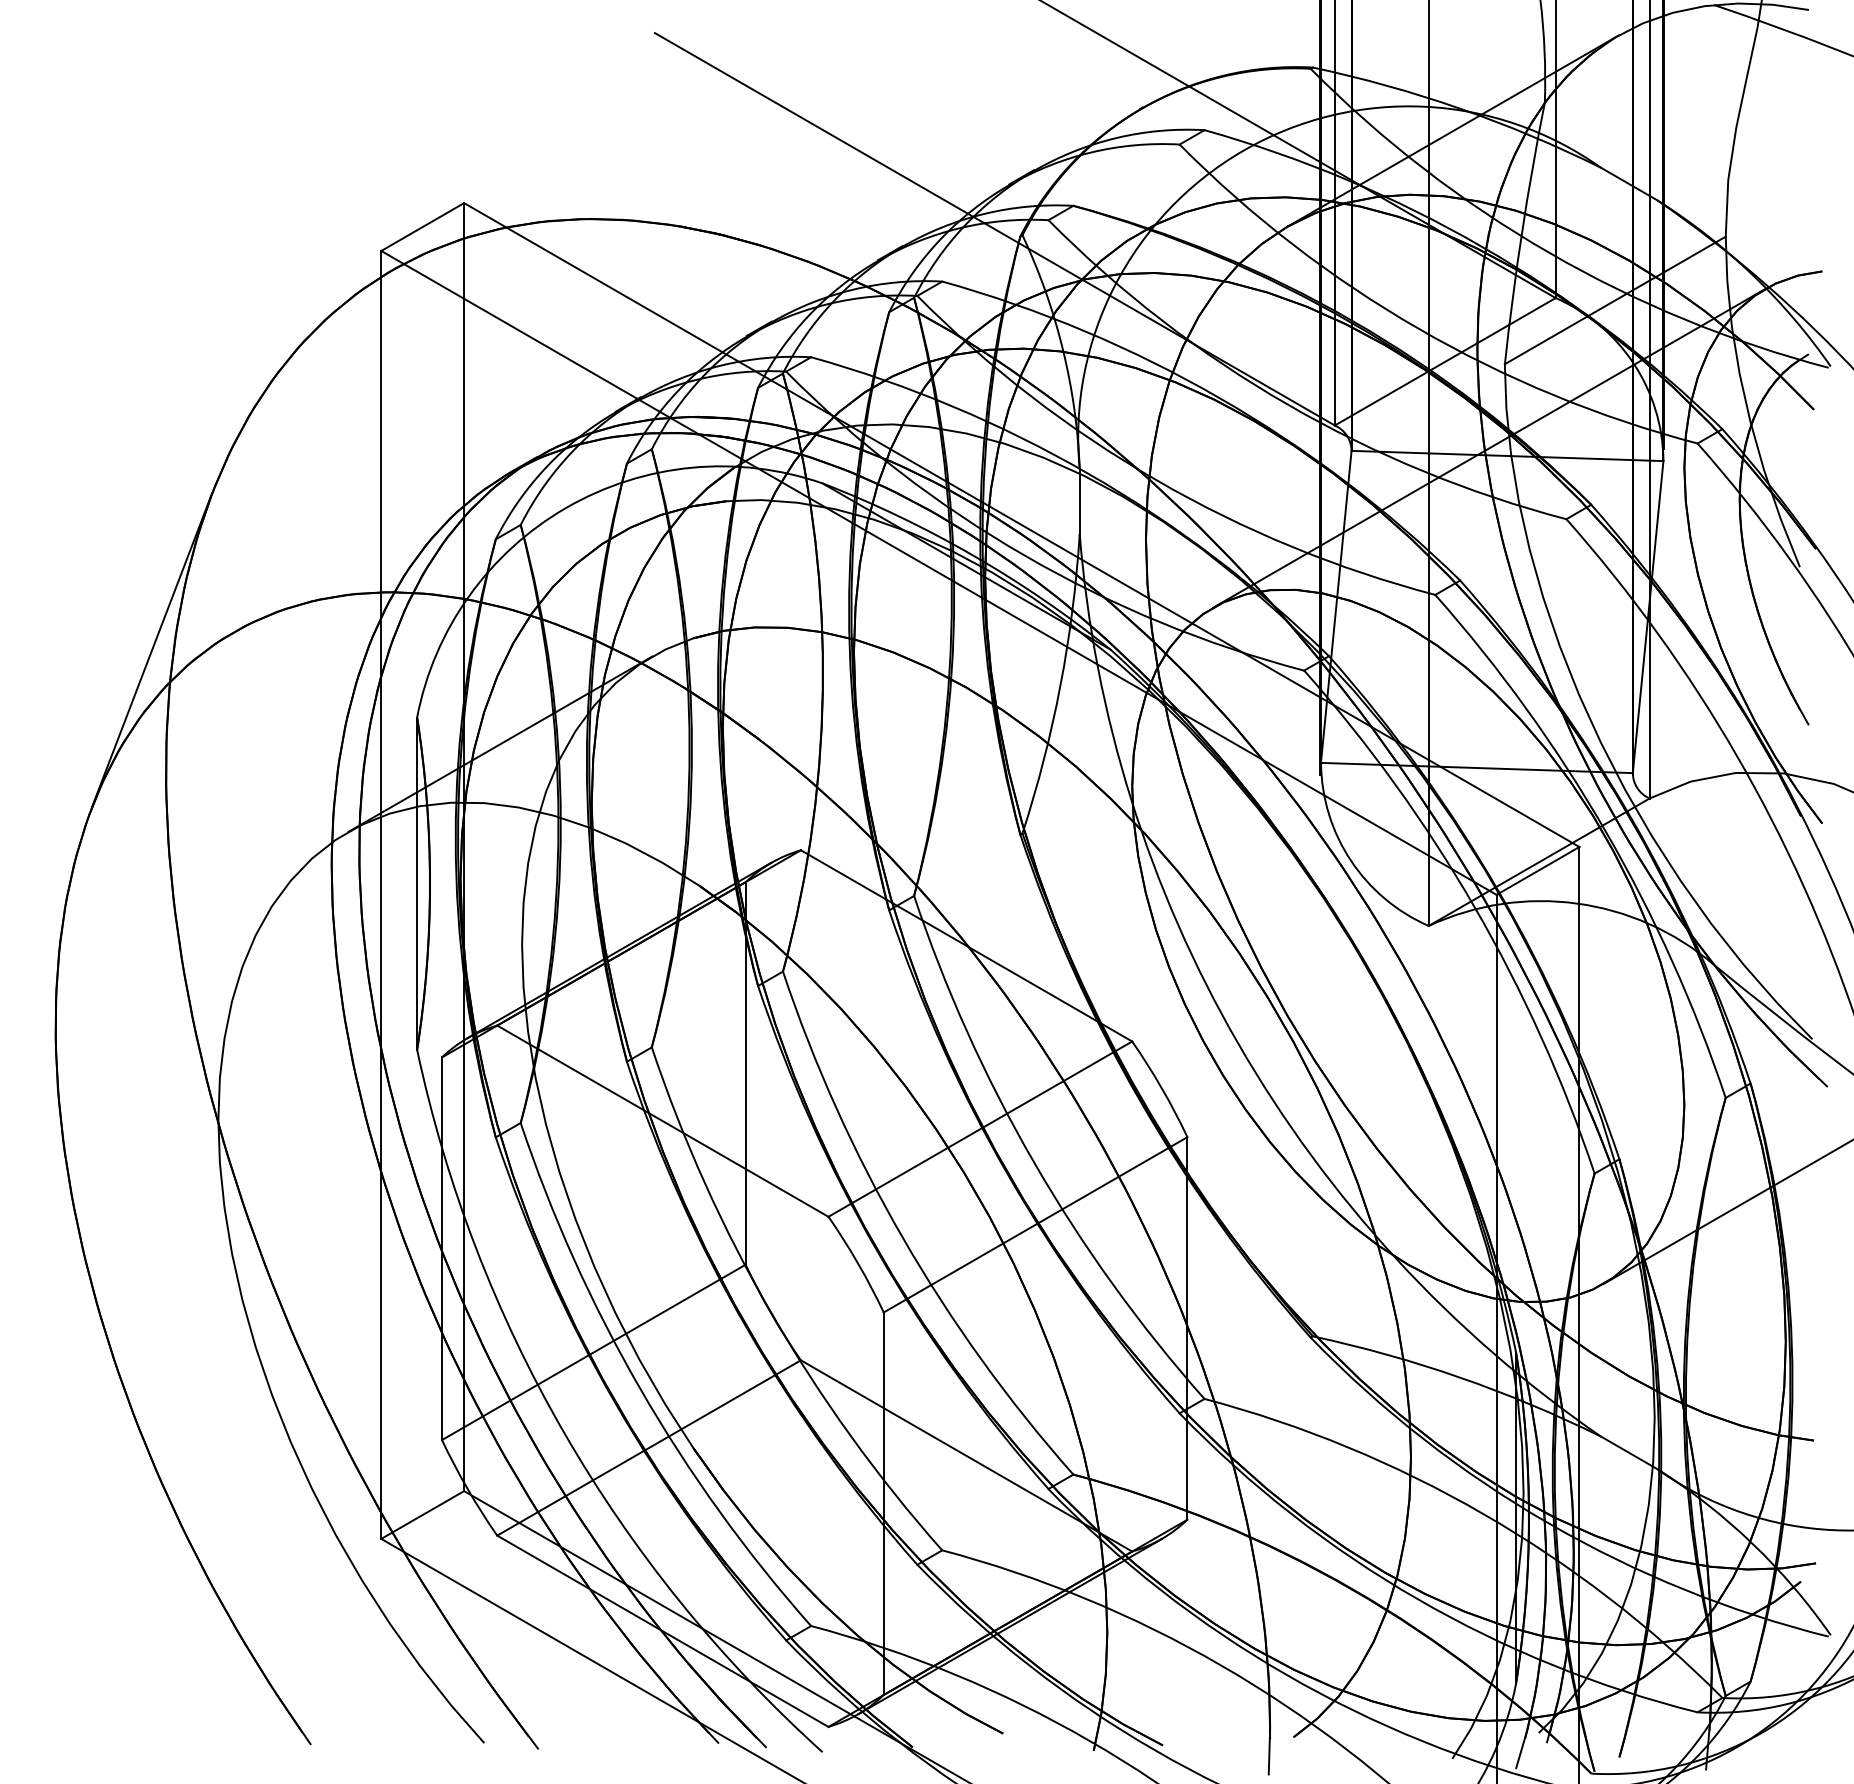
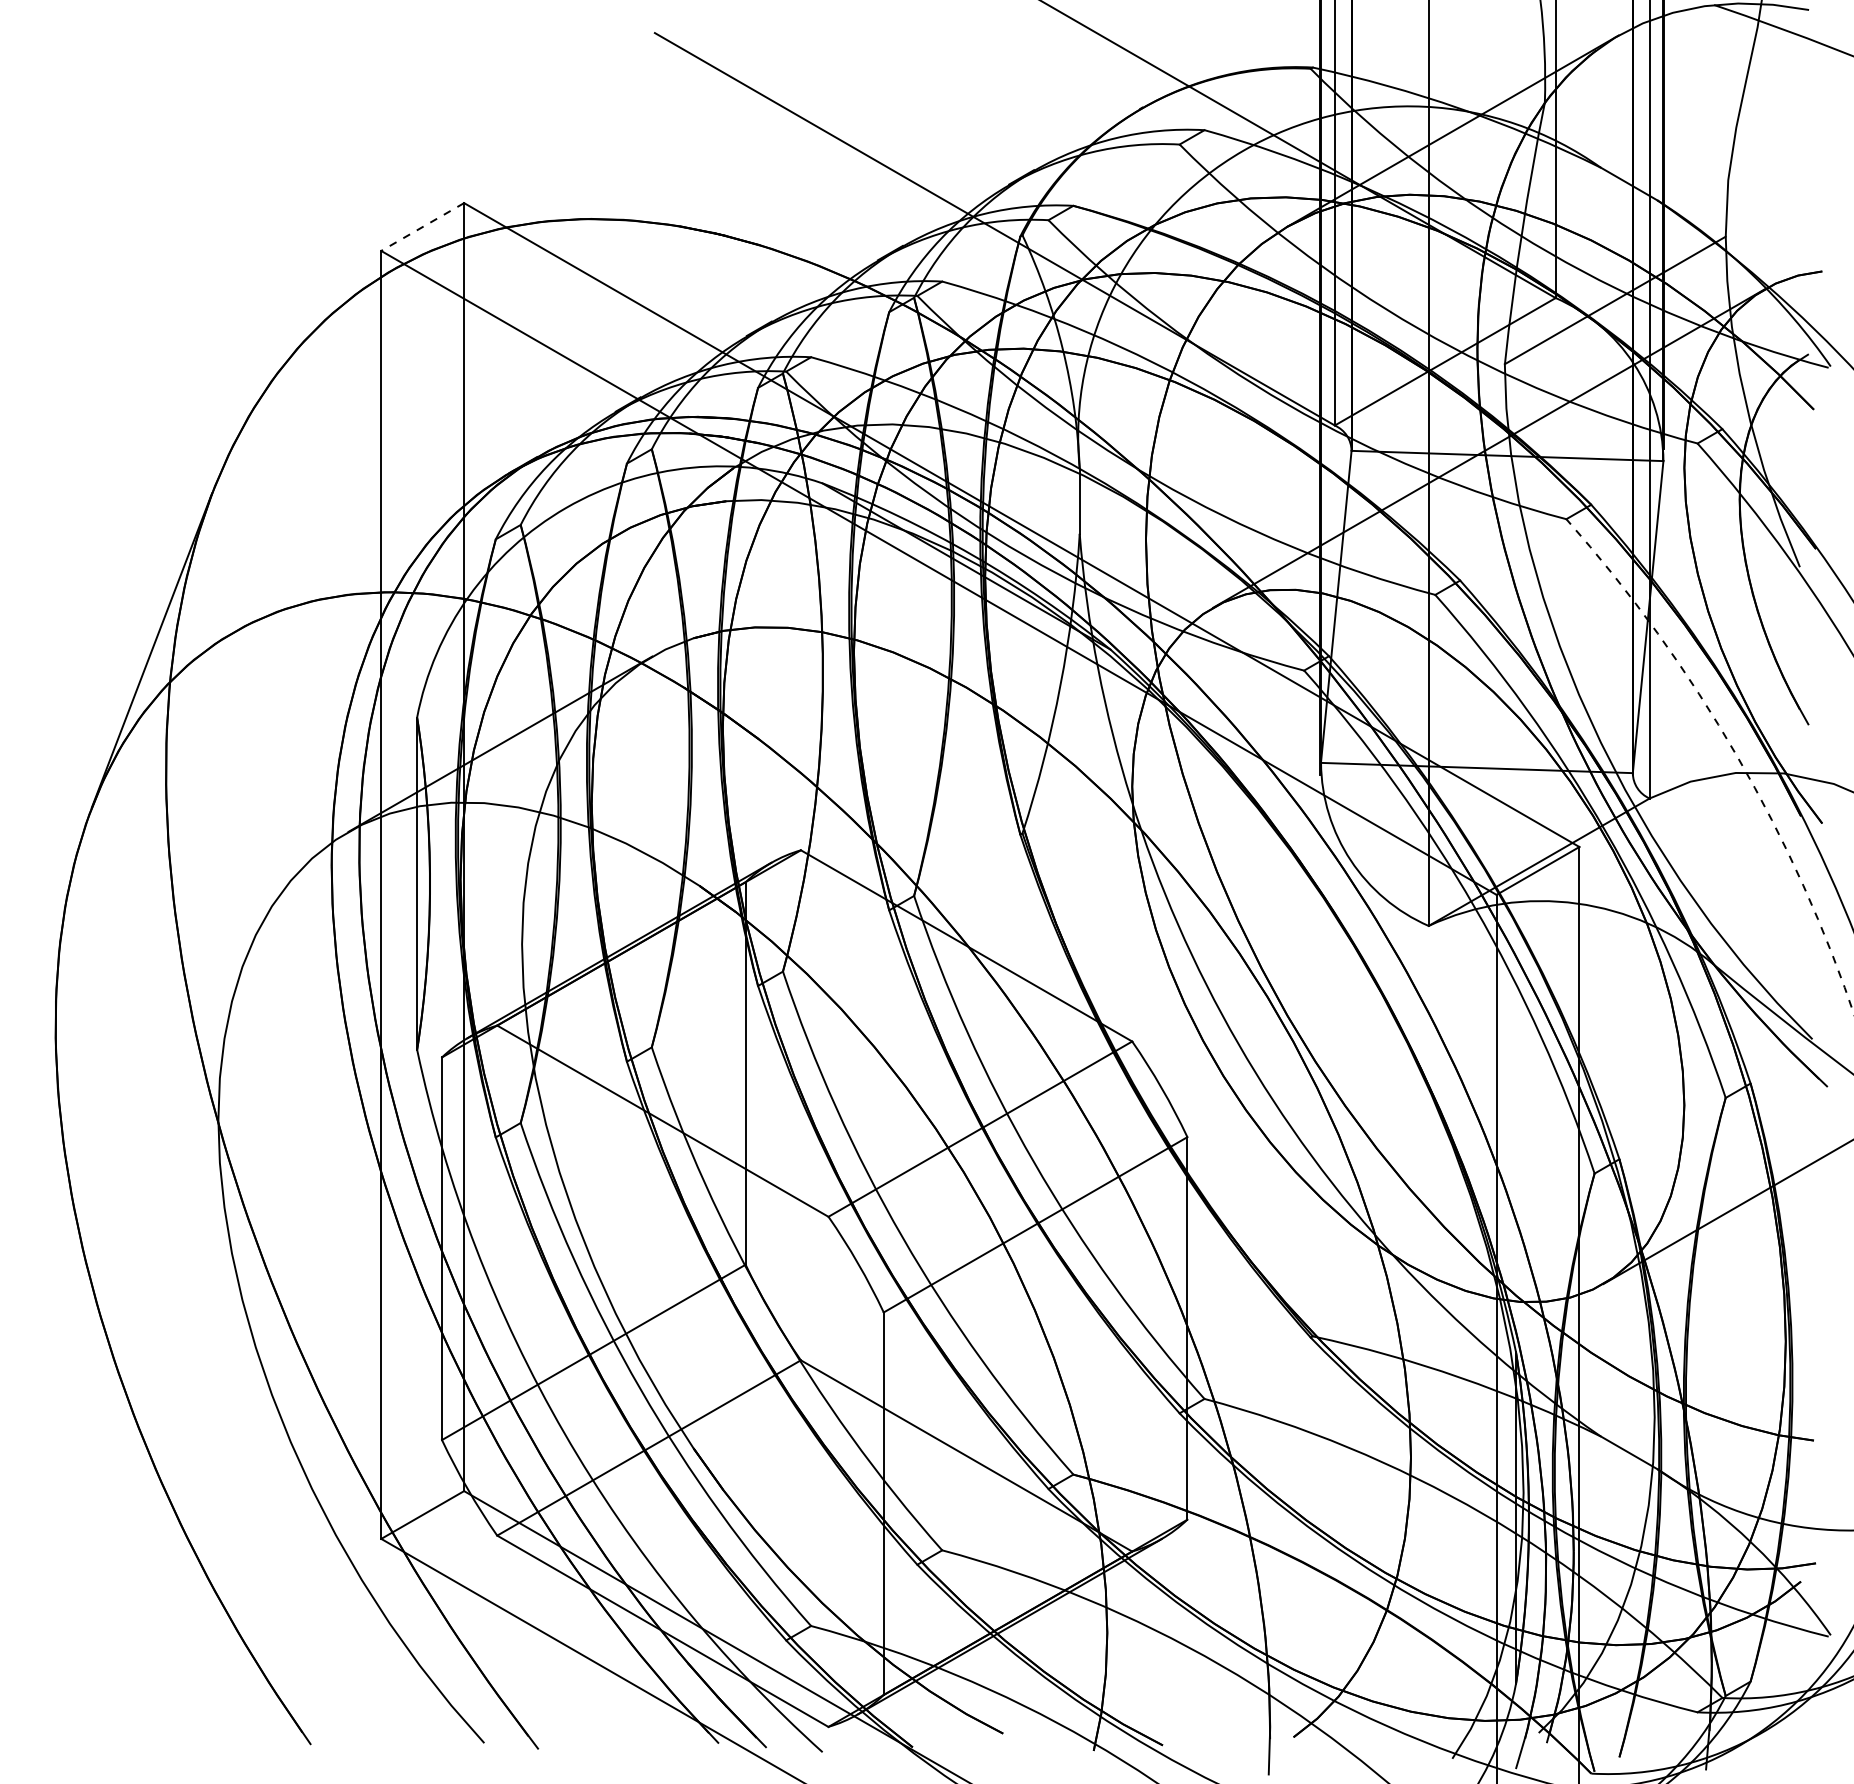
line: solid -> dashed (422, 227)
arc: solid -> dashed (1734, 752)
